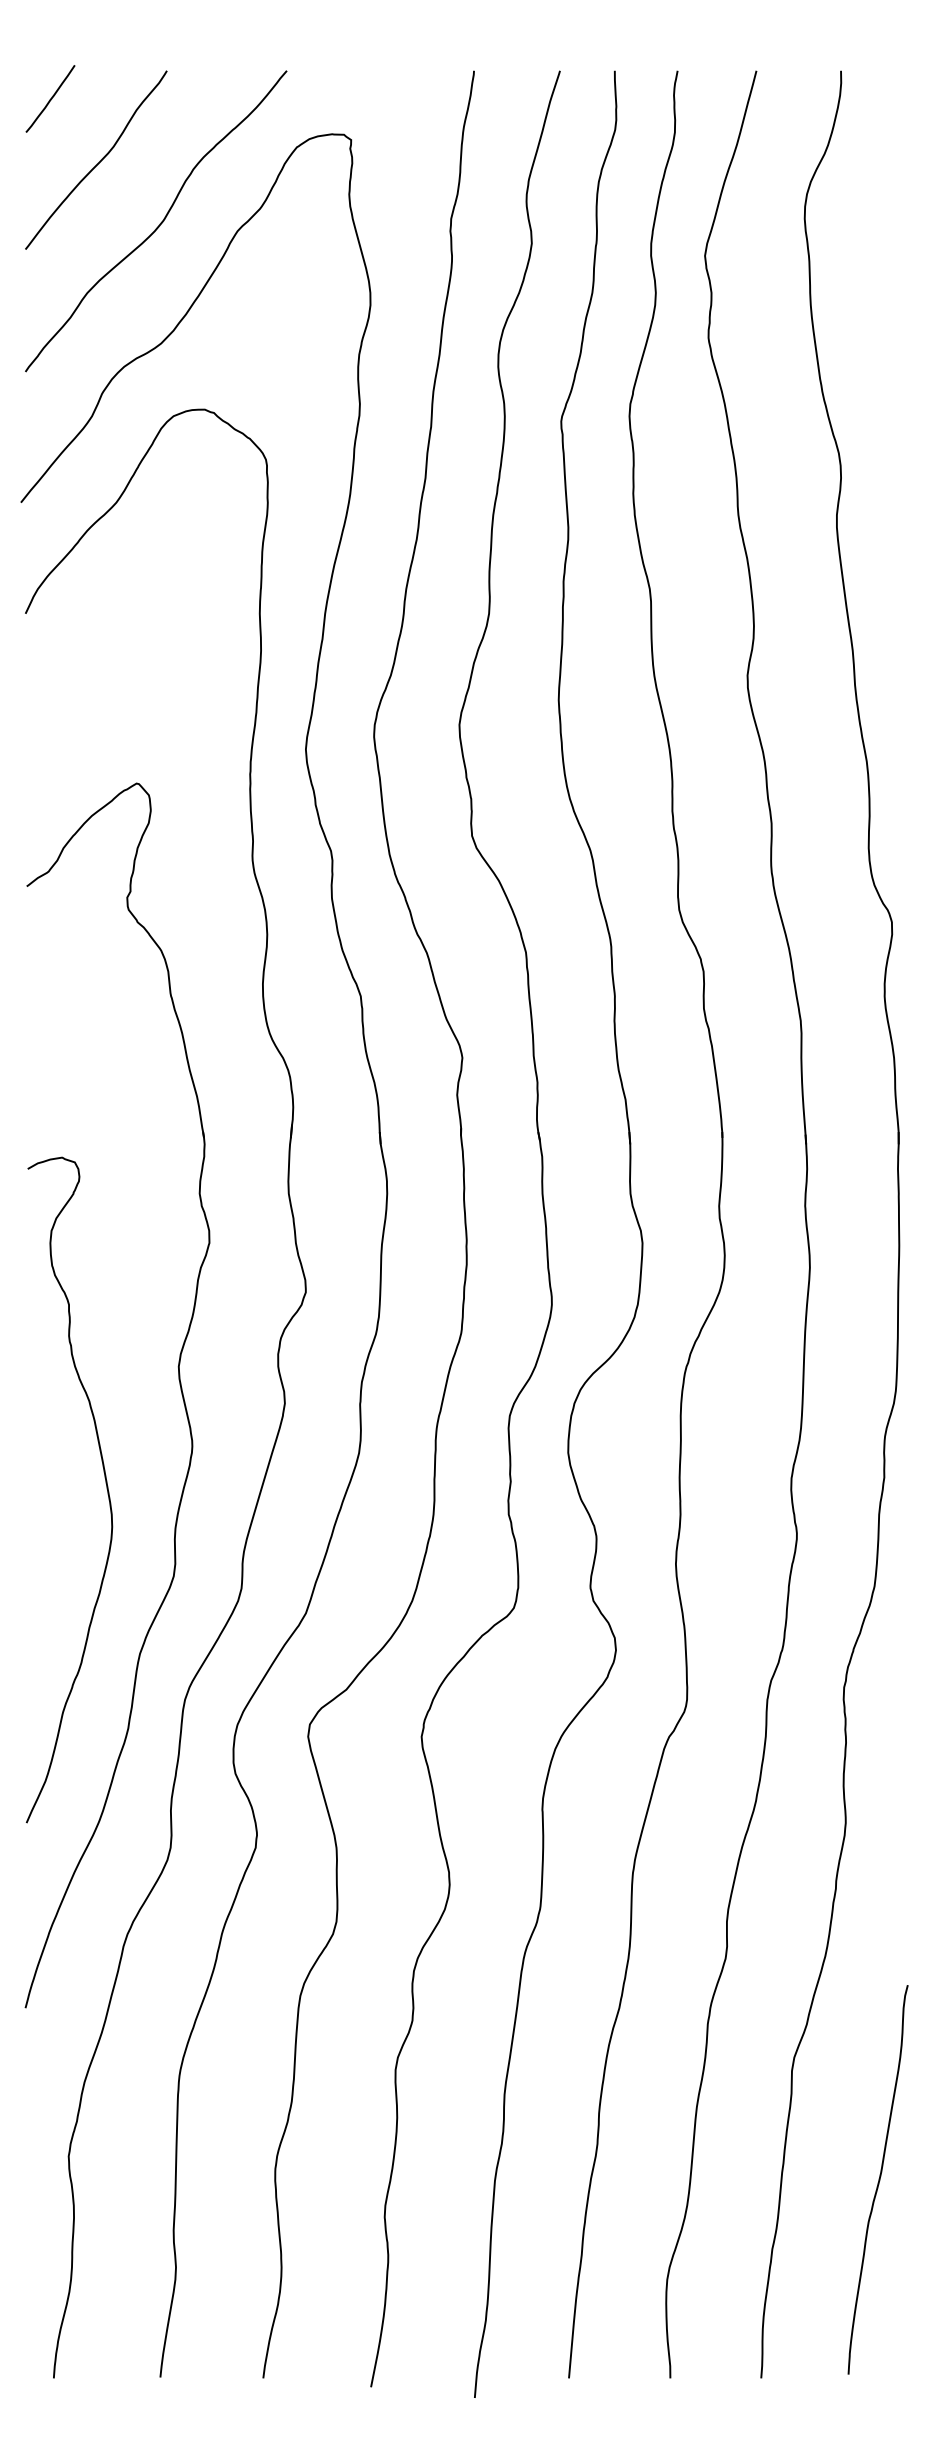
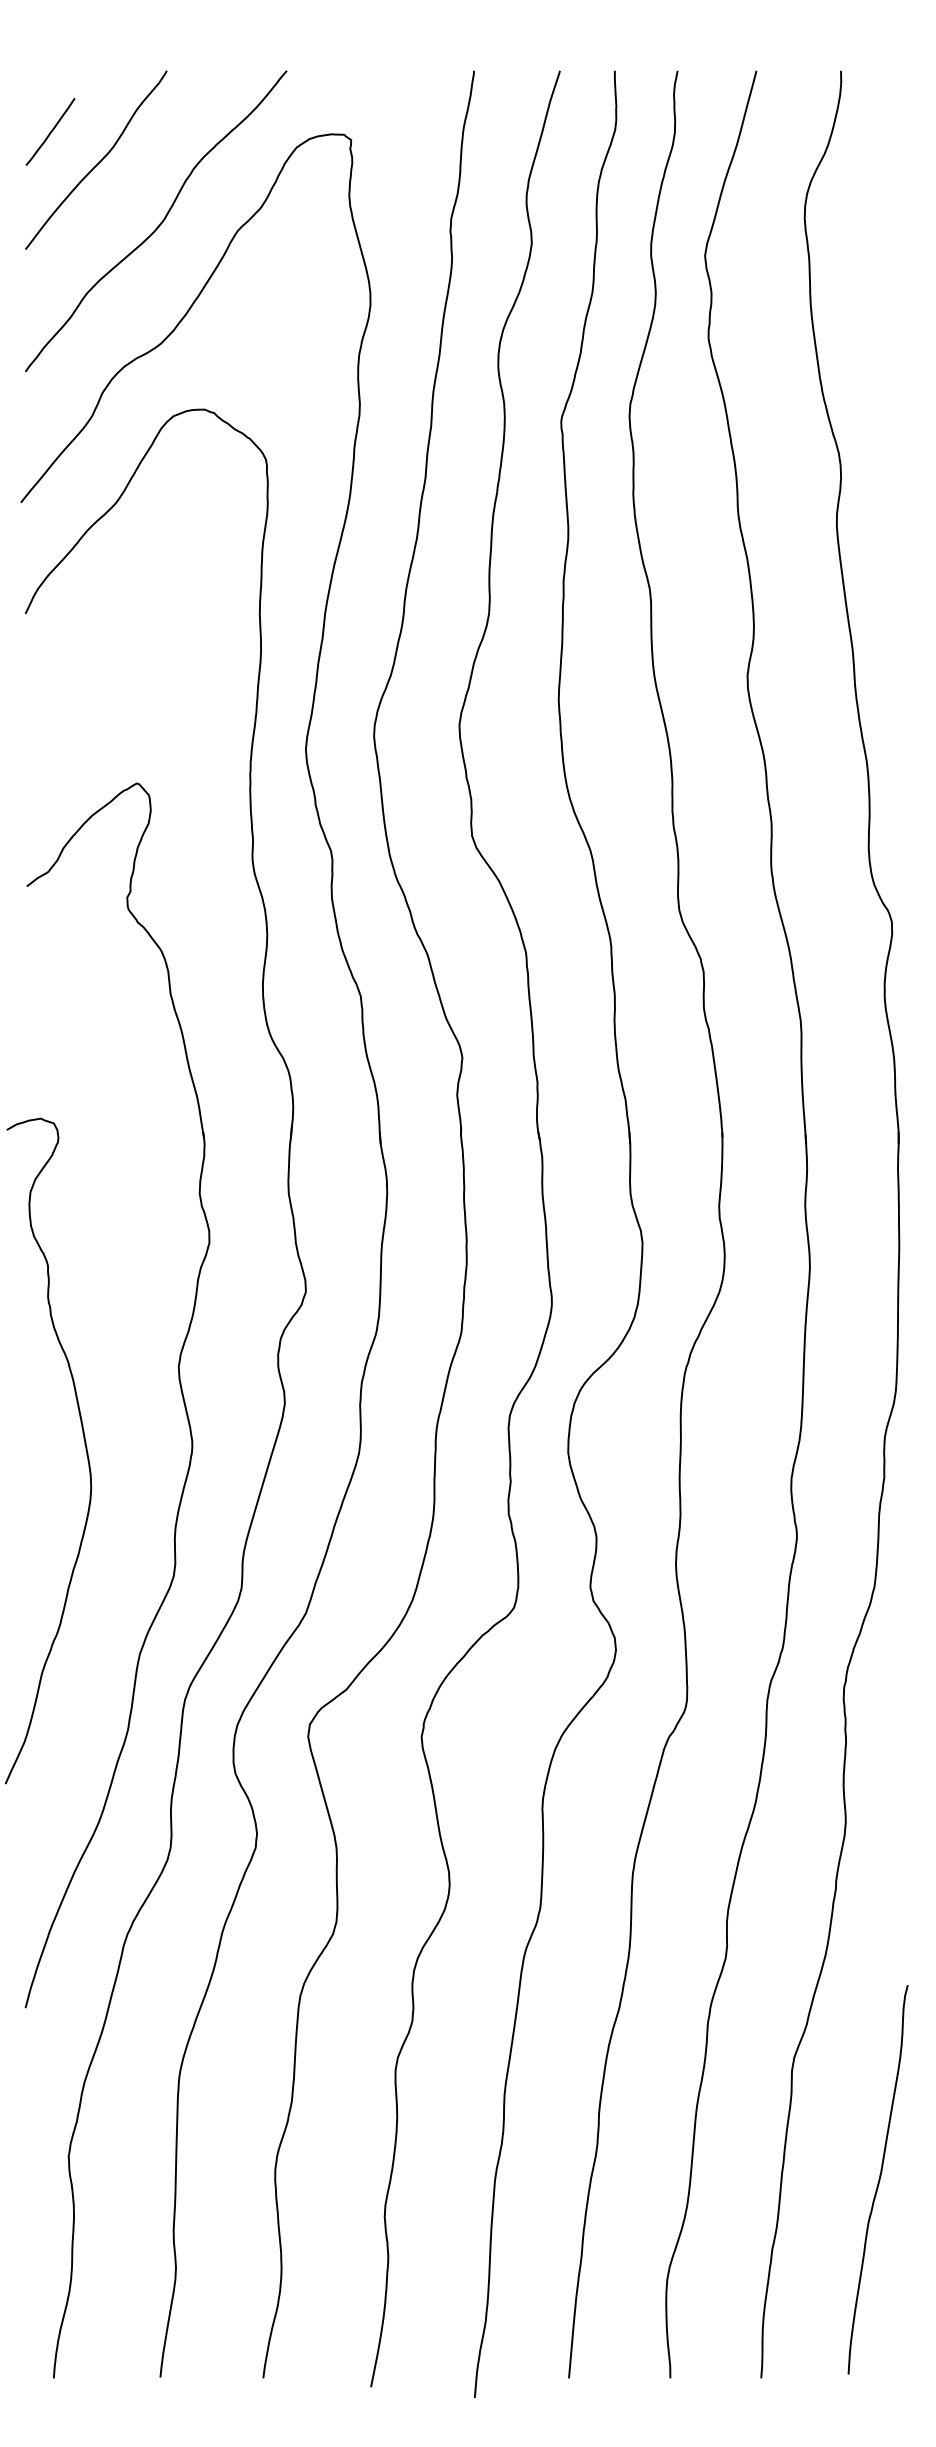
line position: (50, 98) -> (50, 131) (50, 131)
curve position: (105, 1483) -> (84, 1444) (84, 1444)
